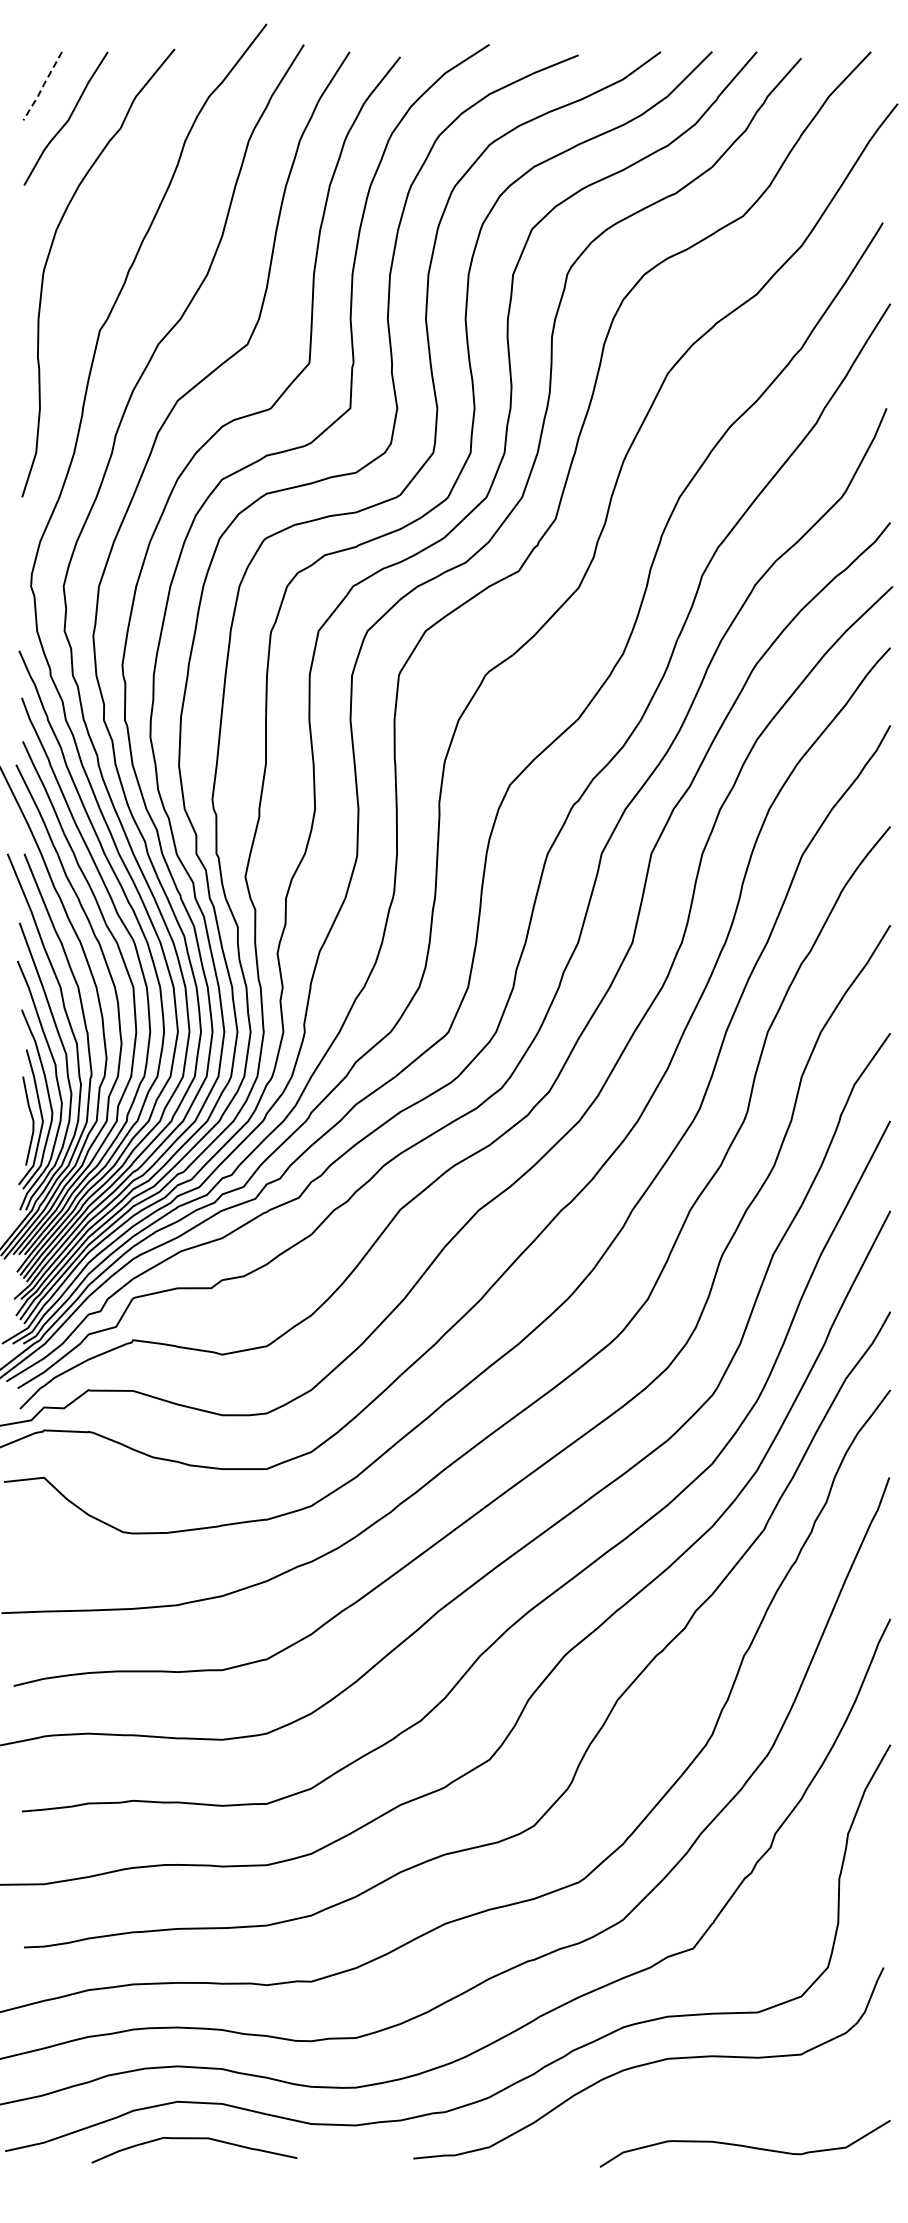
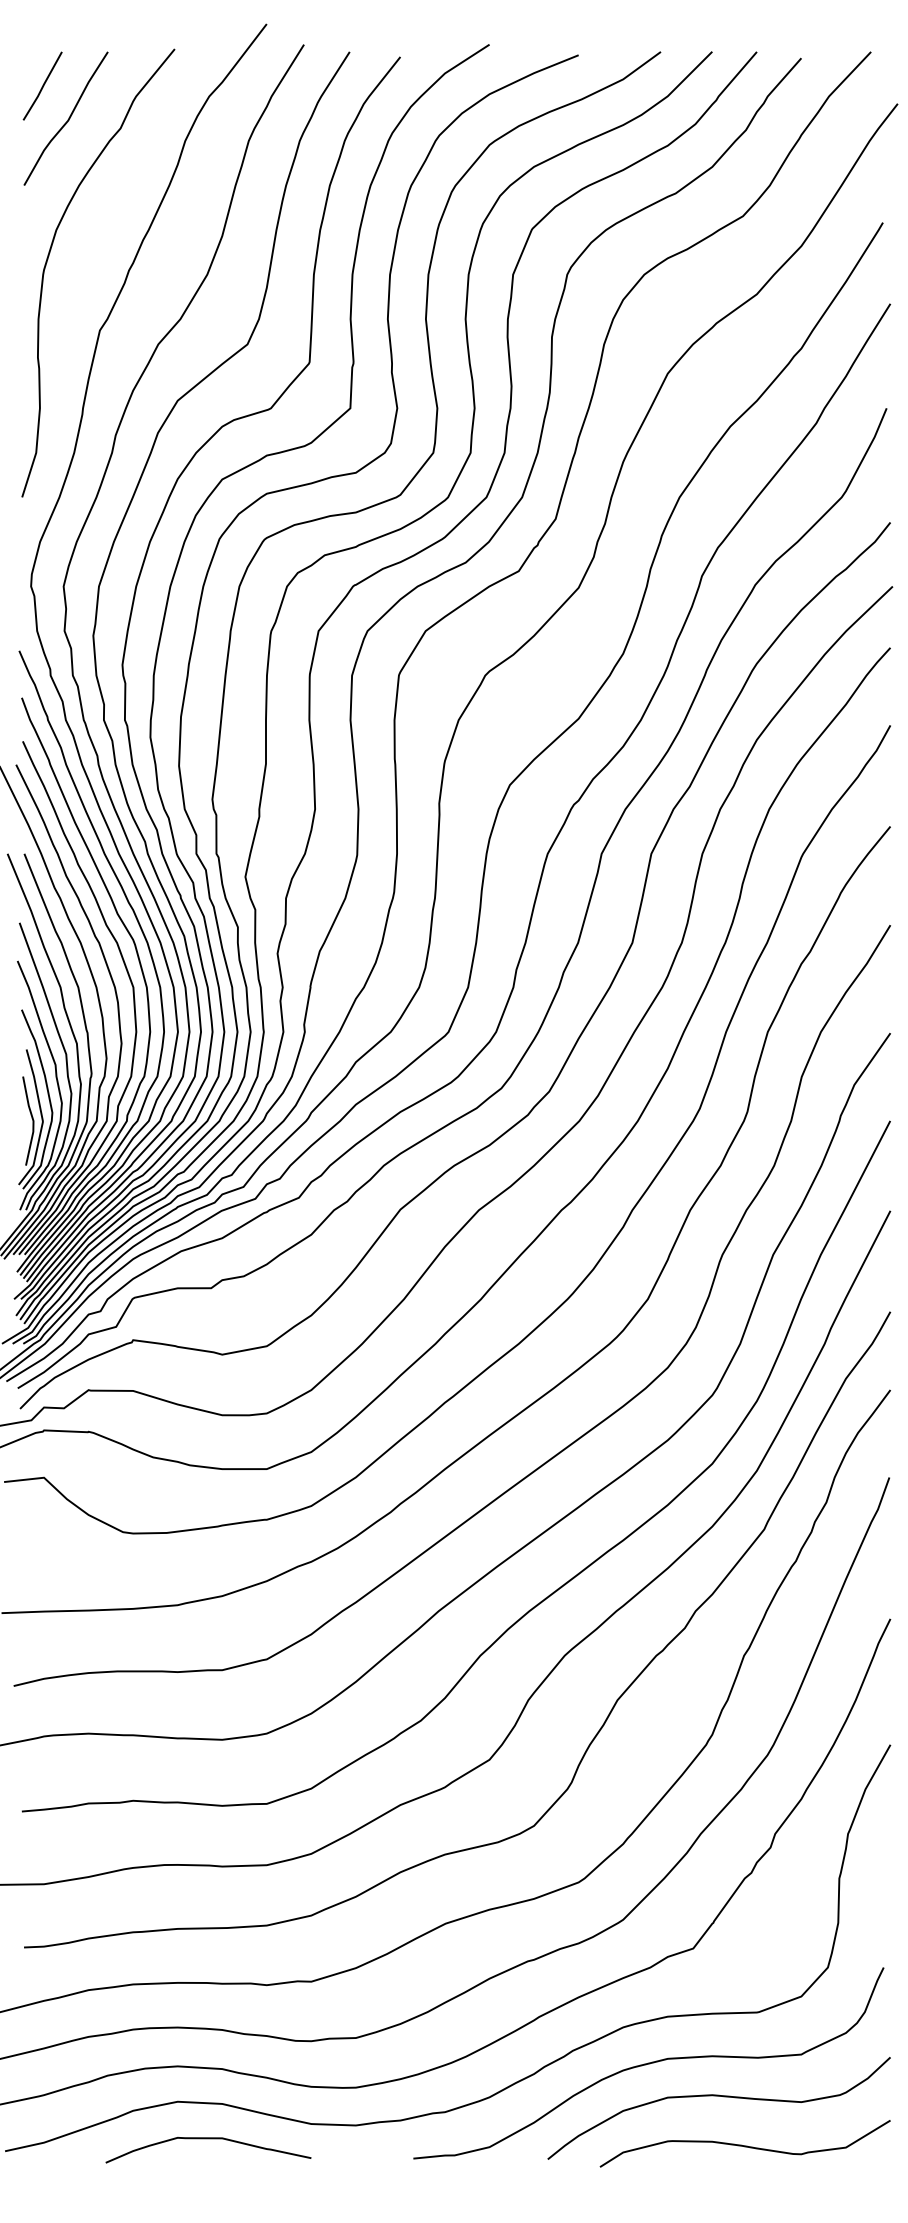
line: dashed -> solid (43, 86)
curve: none -> present (718, 2096)
curve position: (194, 2139) -> (208, 2139) (208, 2139)
